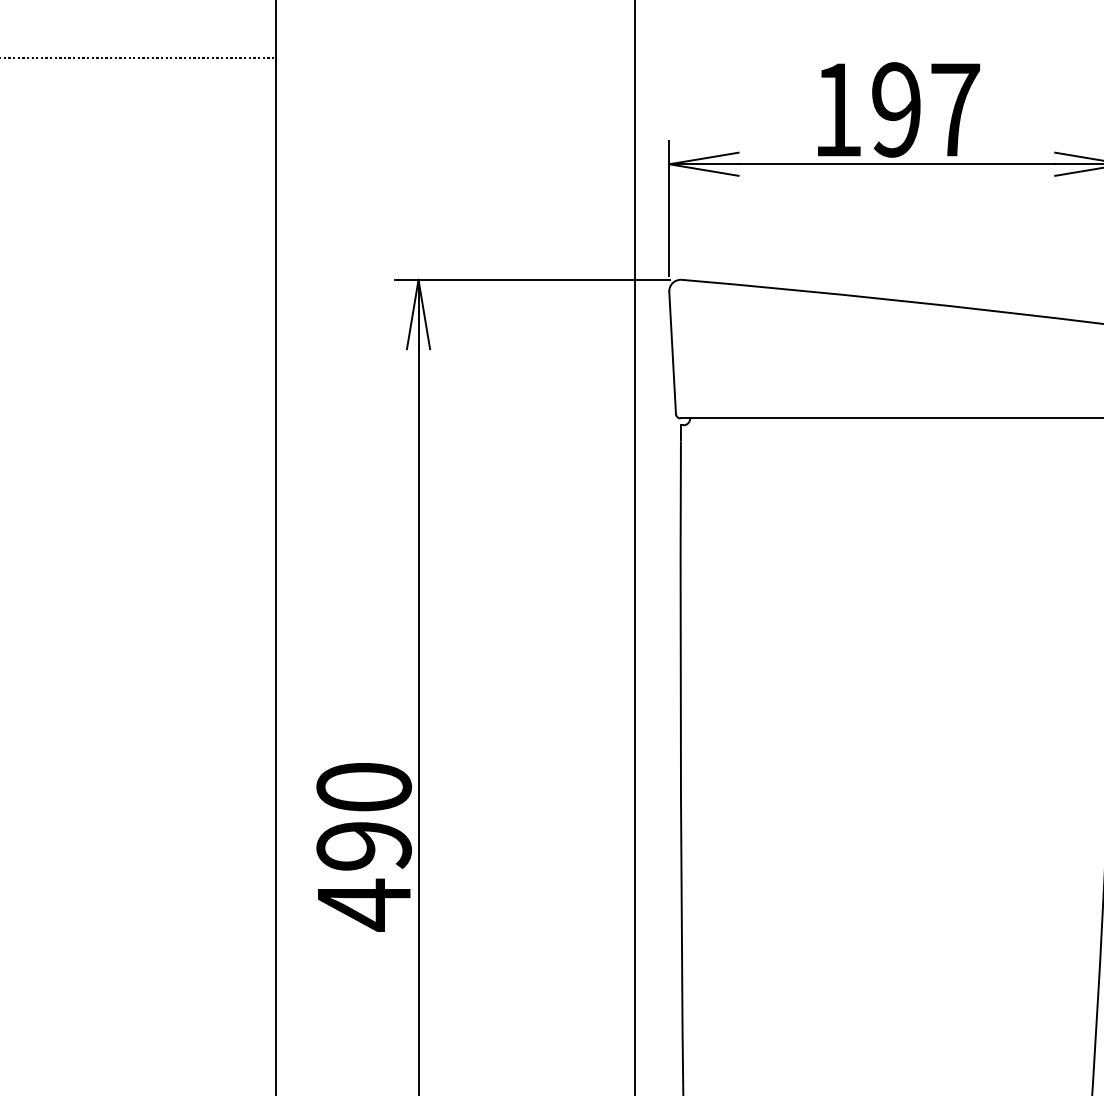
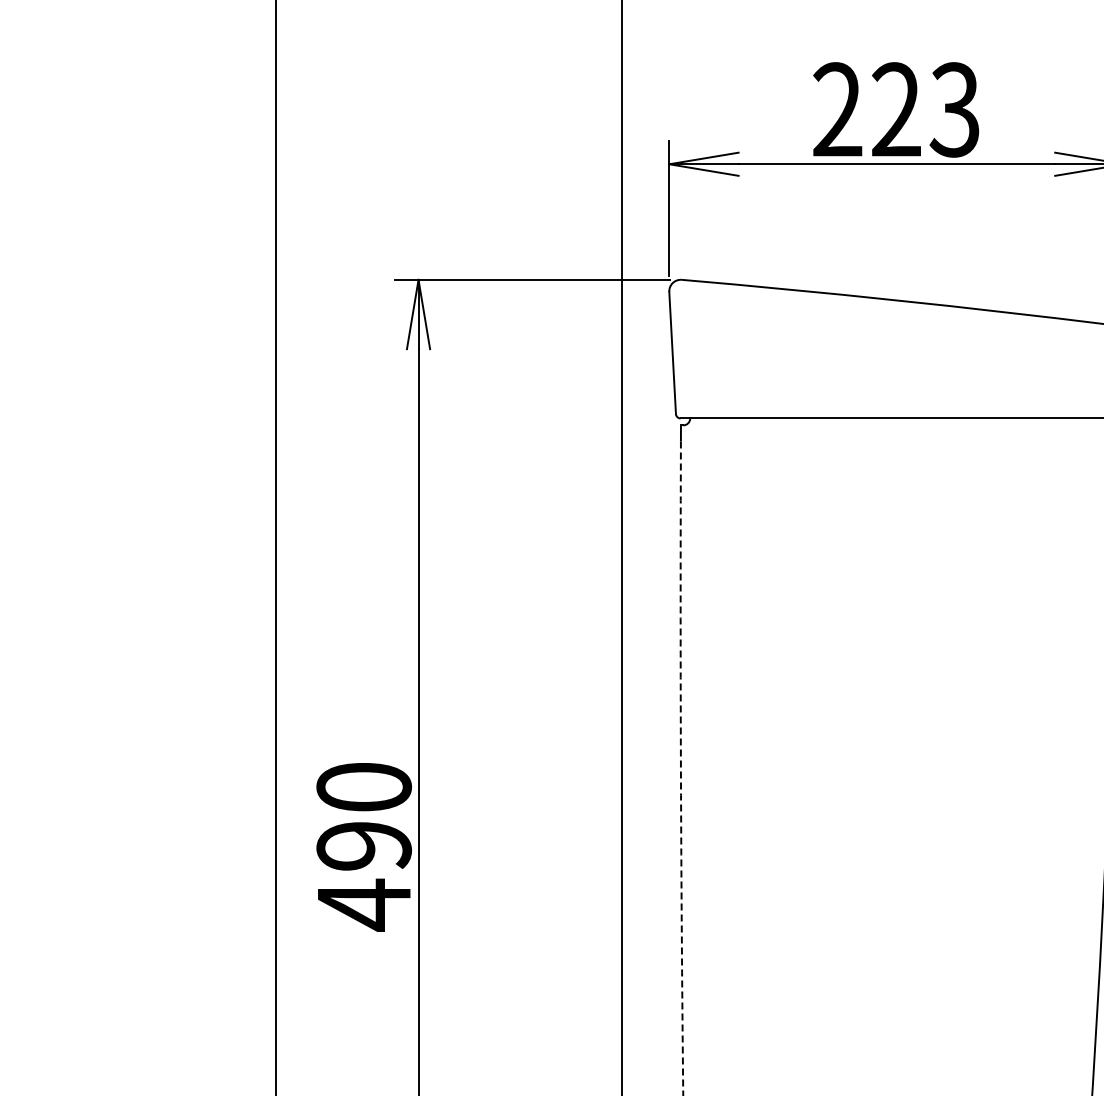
line: present -> none (139, 57)
text: 197 -> 223 (896, 109)
line position: (634, 547) -> (621, 547) (621, 547)
arc: solid -> dashed (681, 768)
